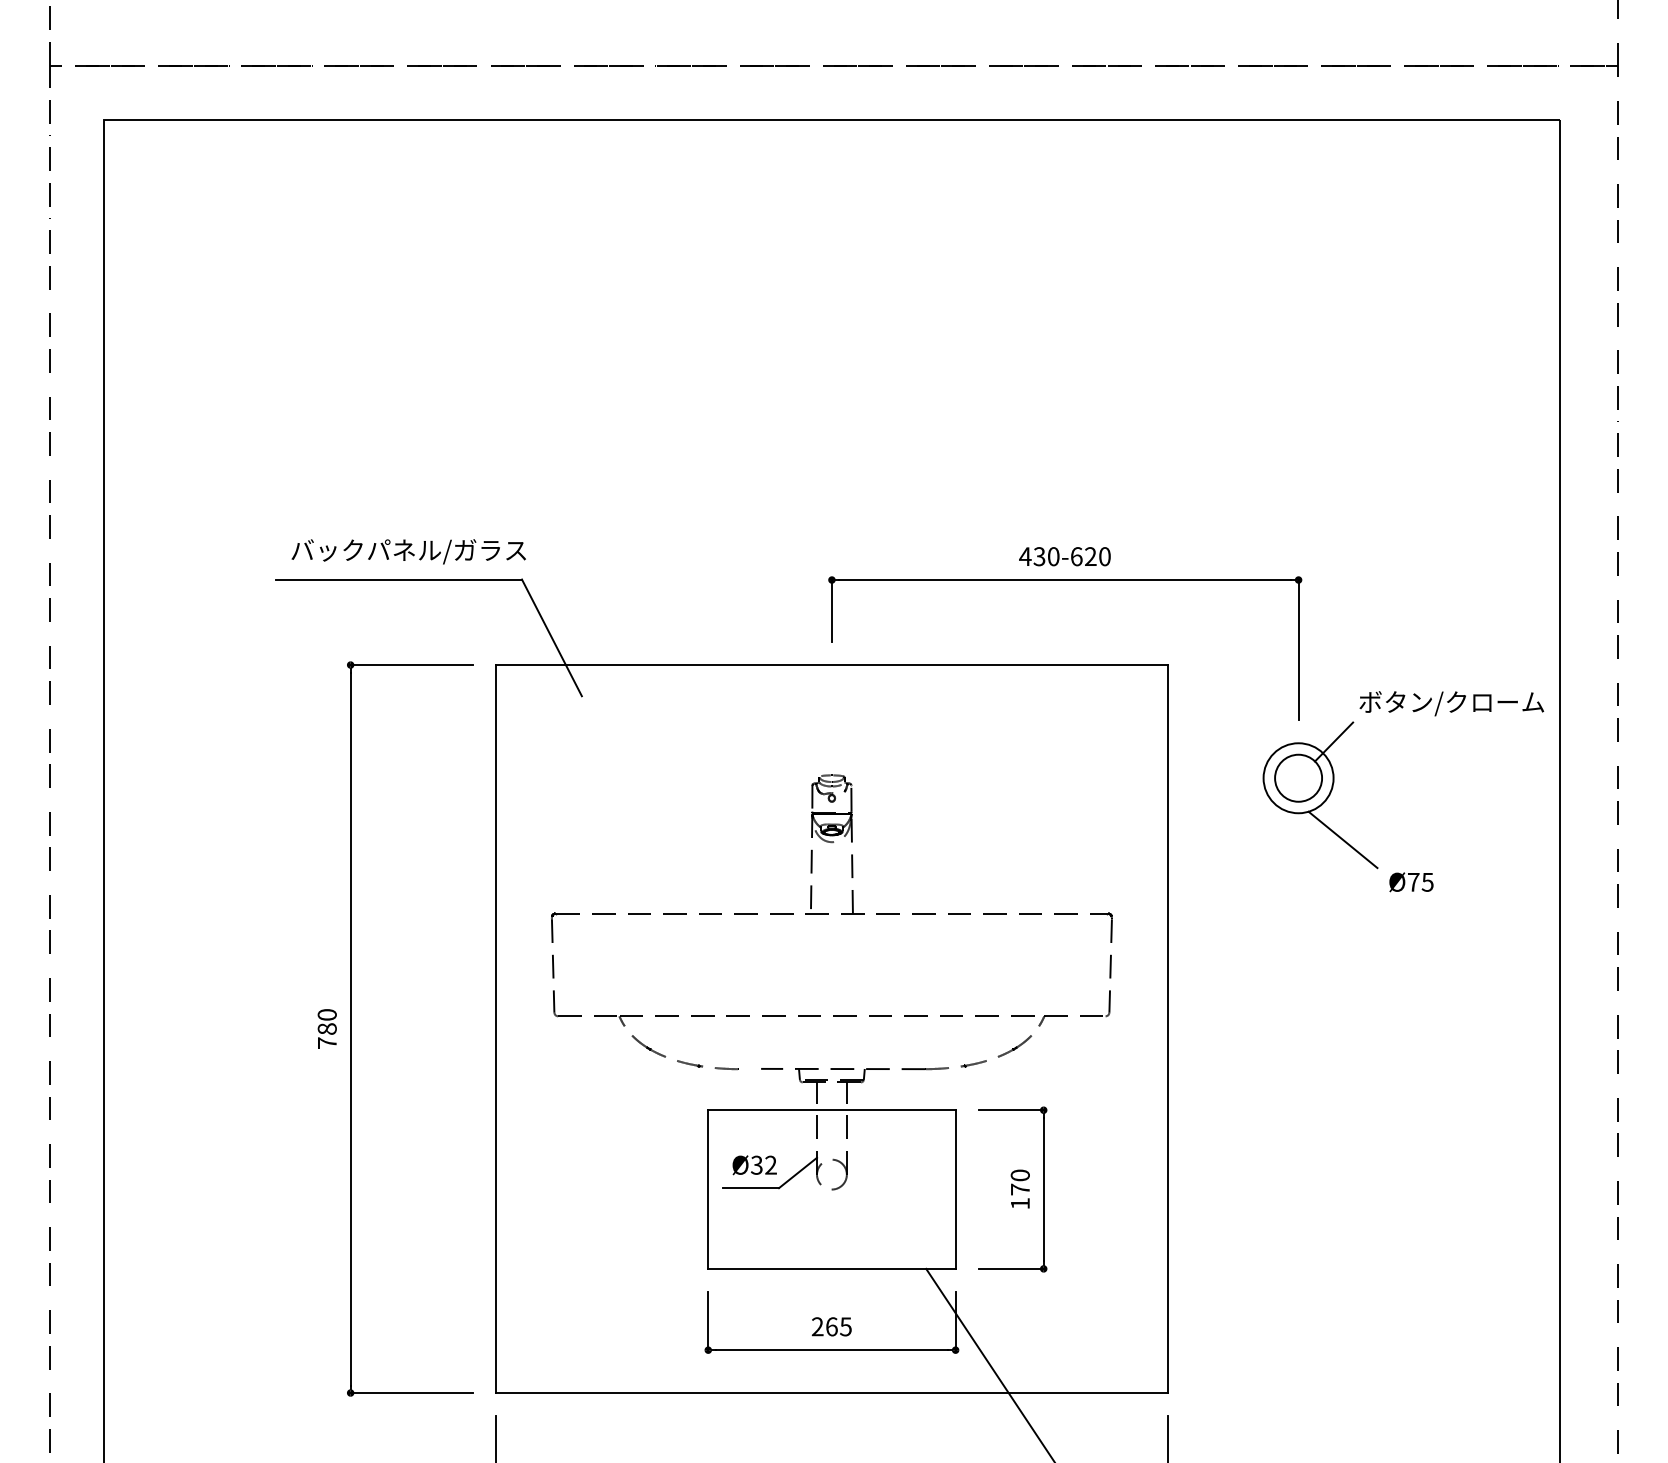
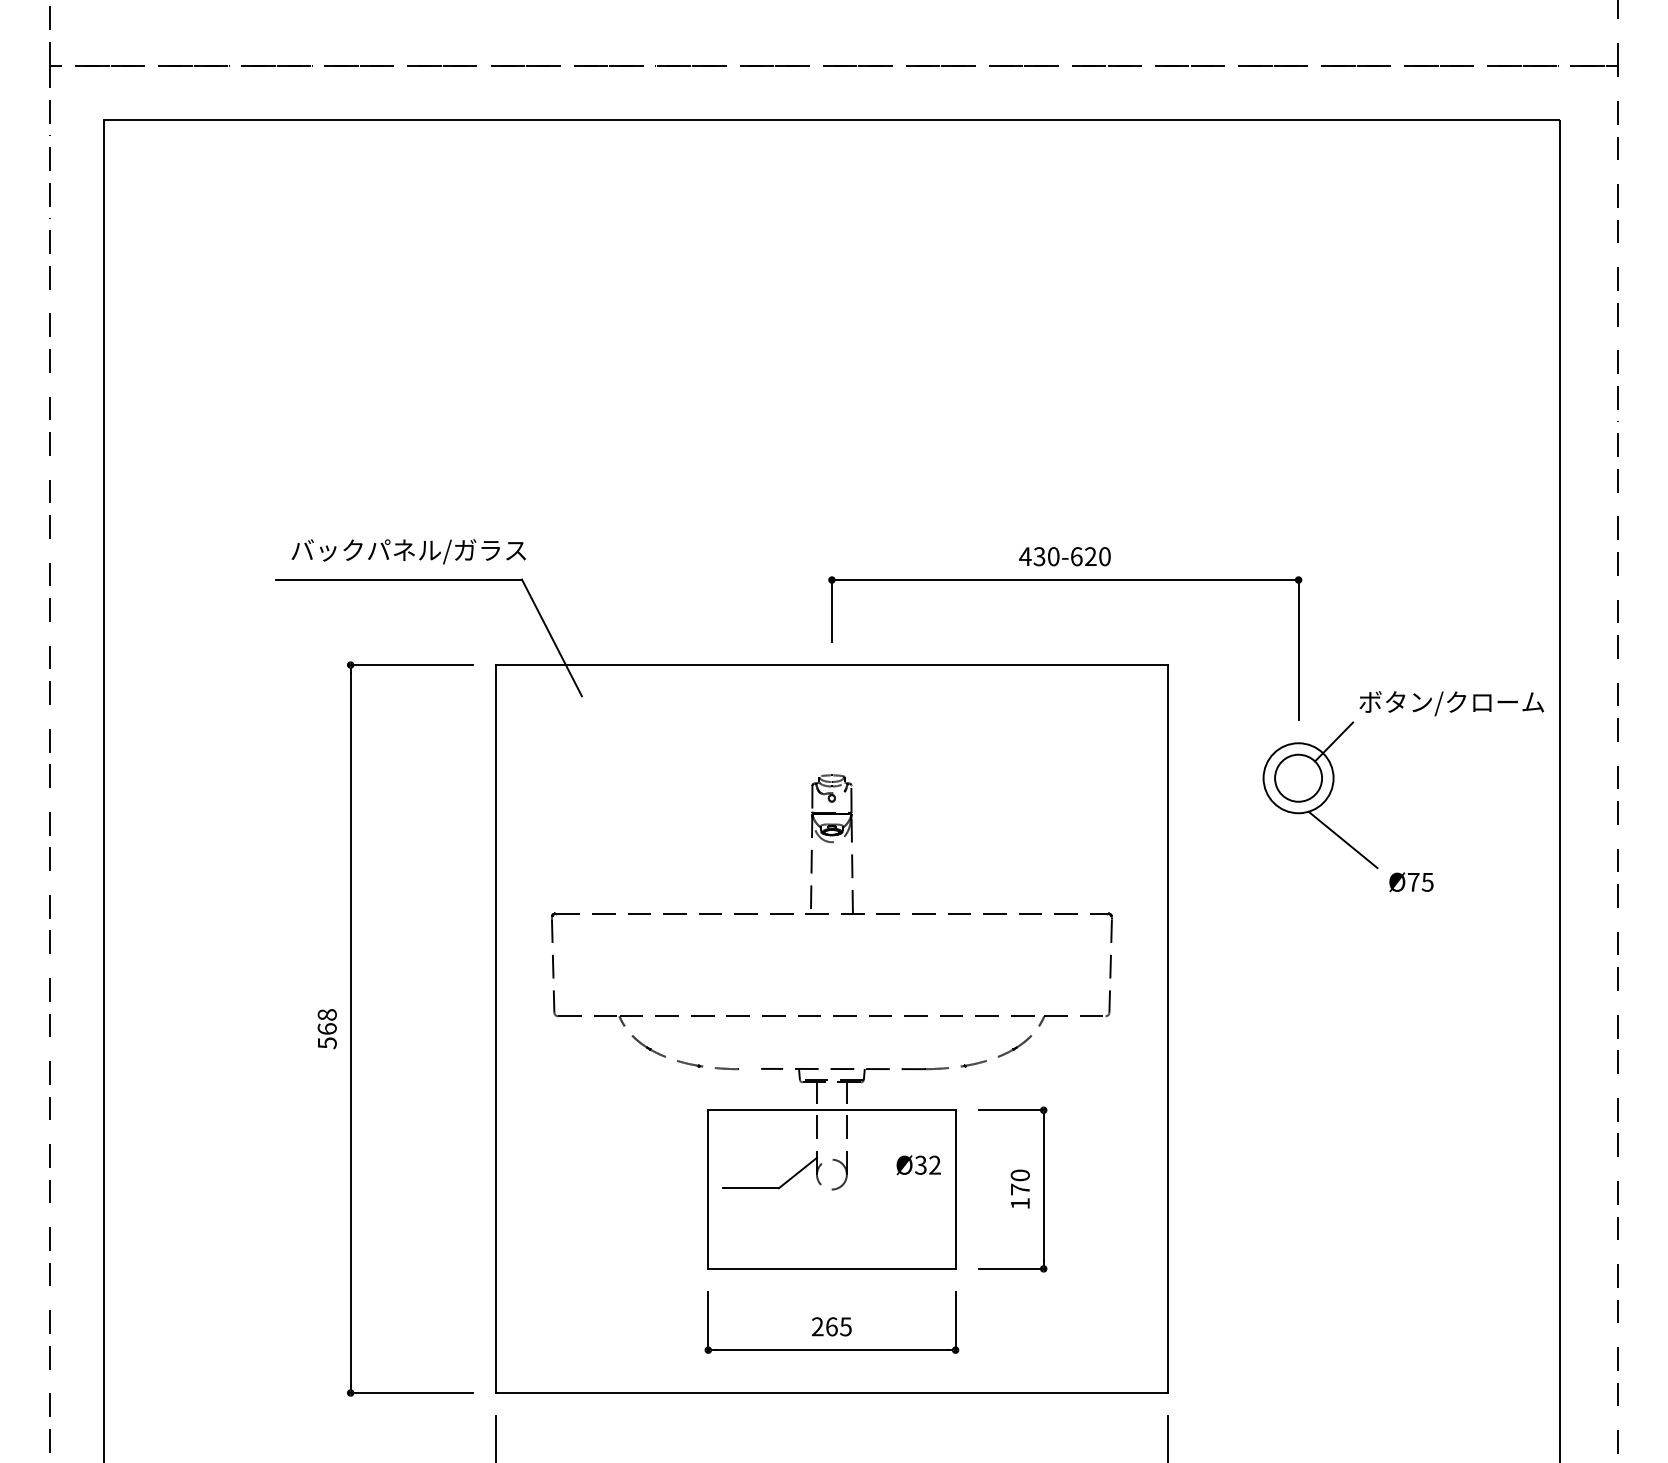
text: 780 -> 568 (326, 1029)
text position: (754, 1165) -> (918, 1165) (918, 1165)
line: present -> none (989, 1363)
